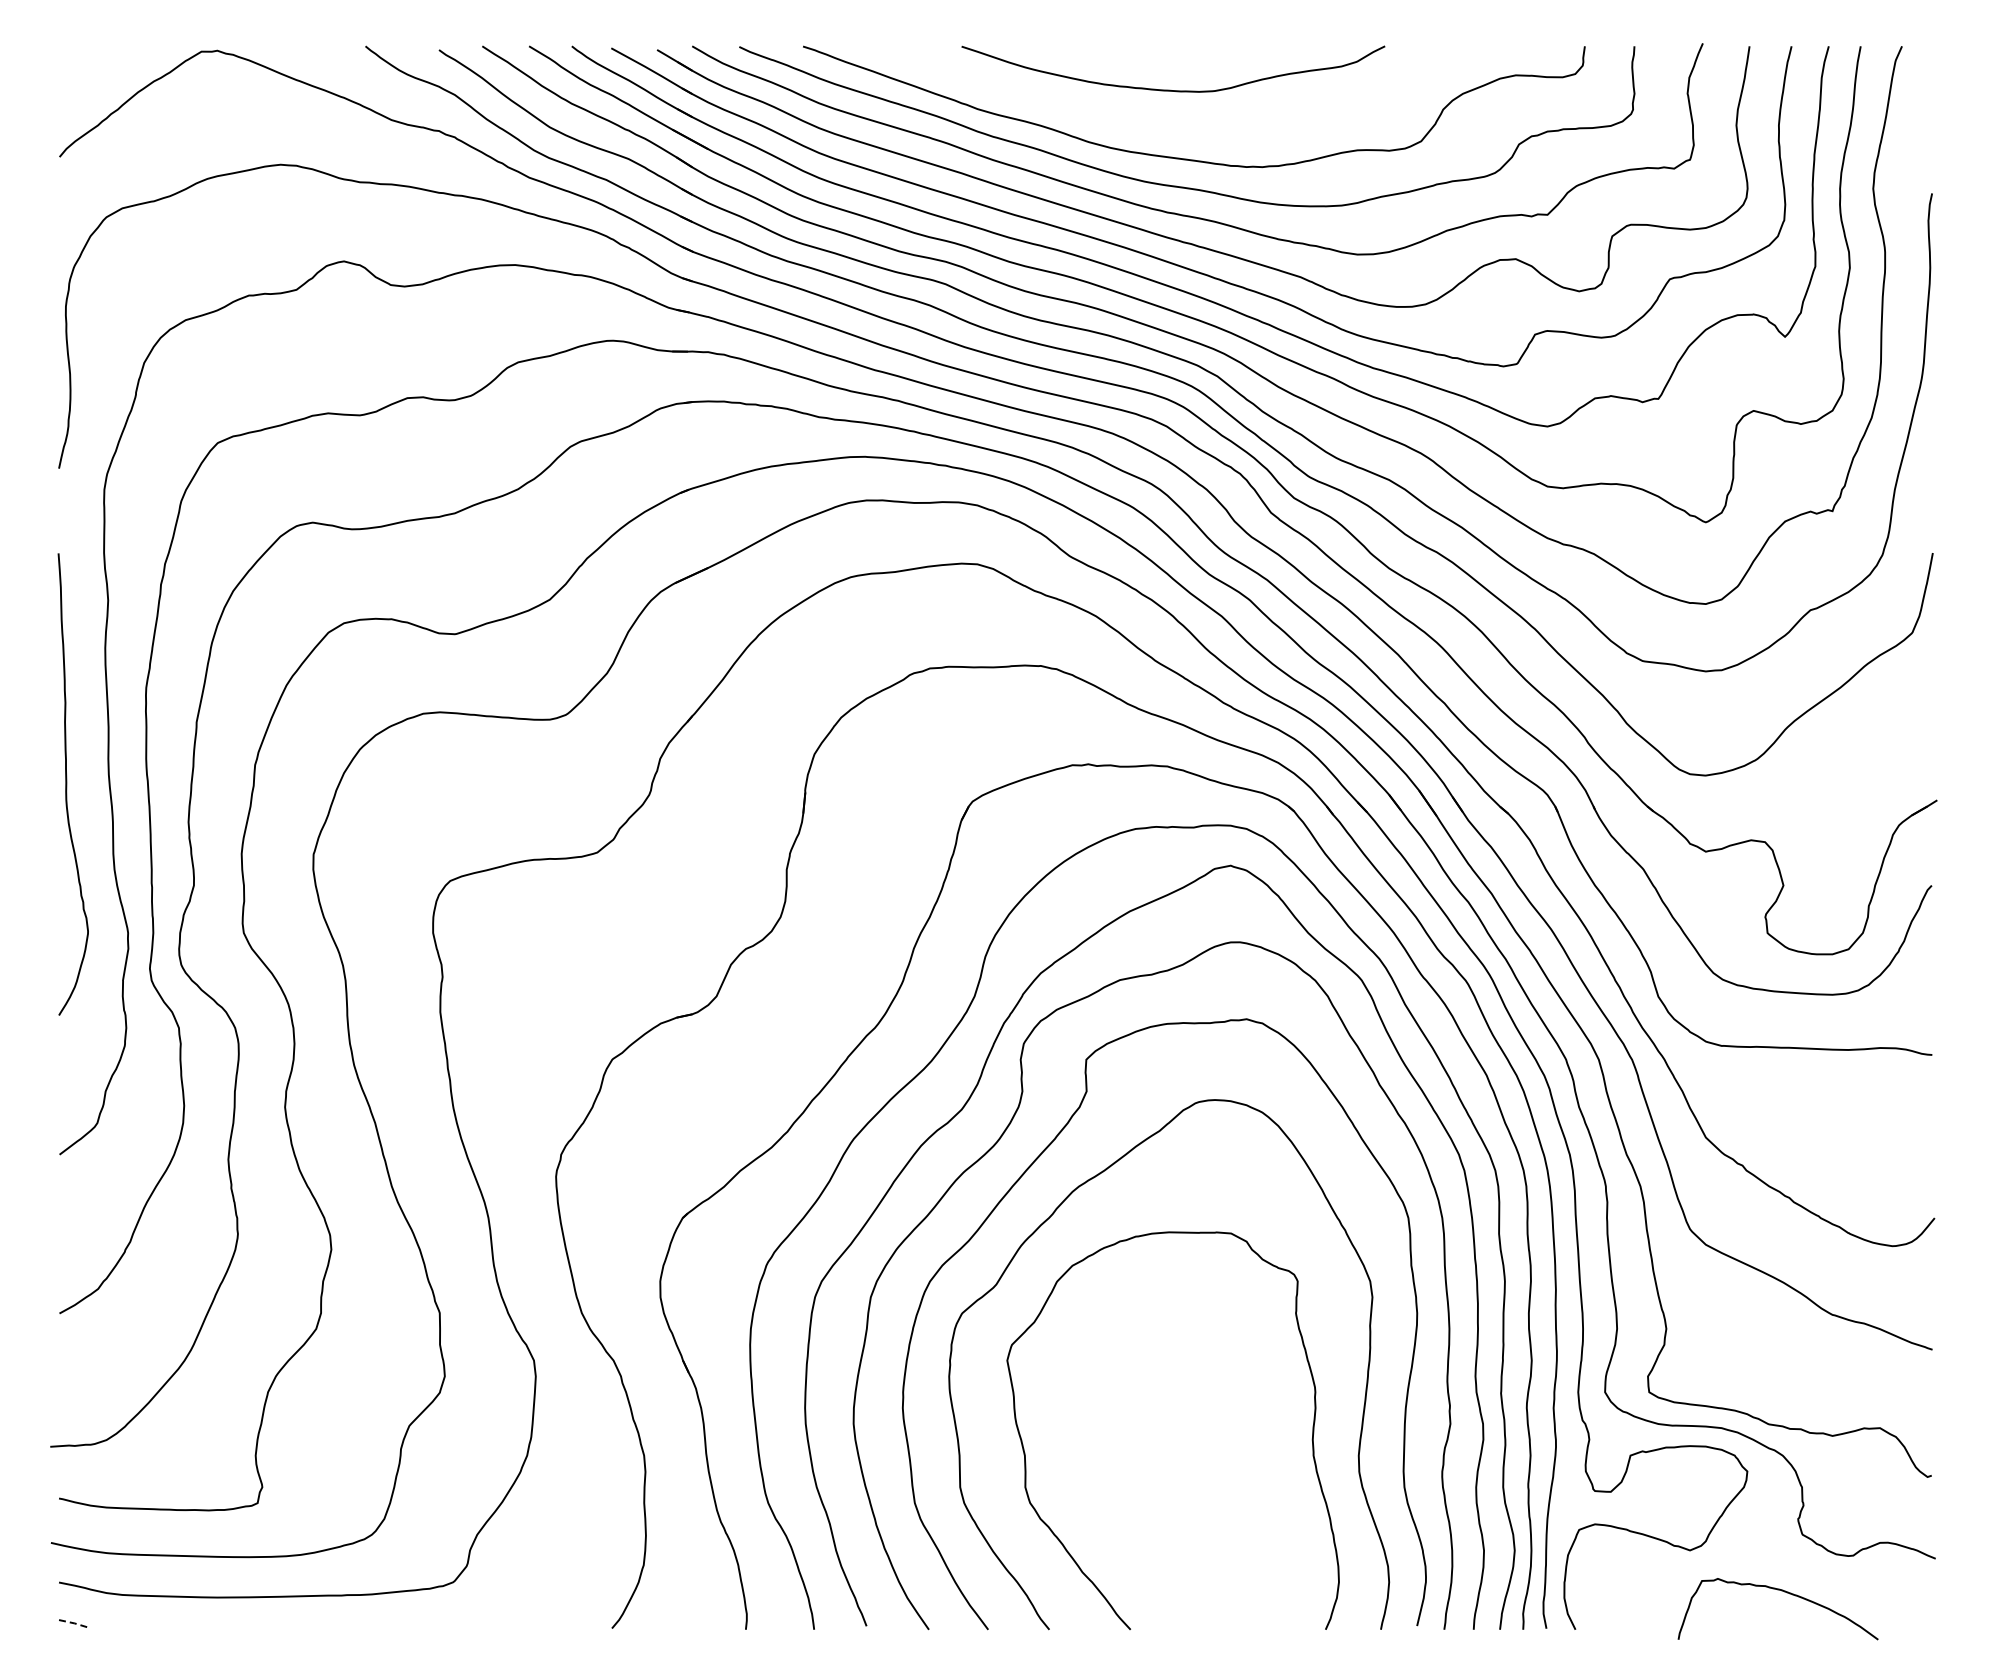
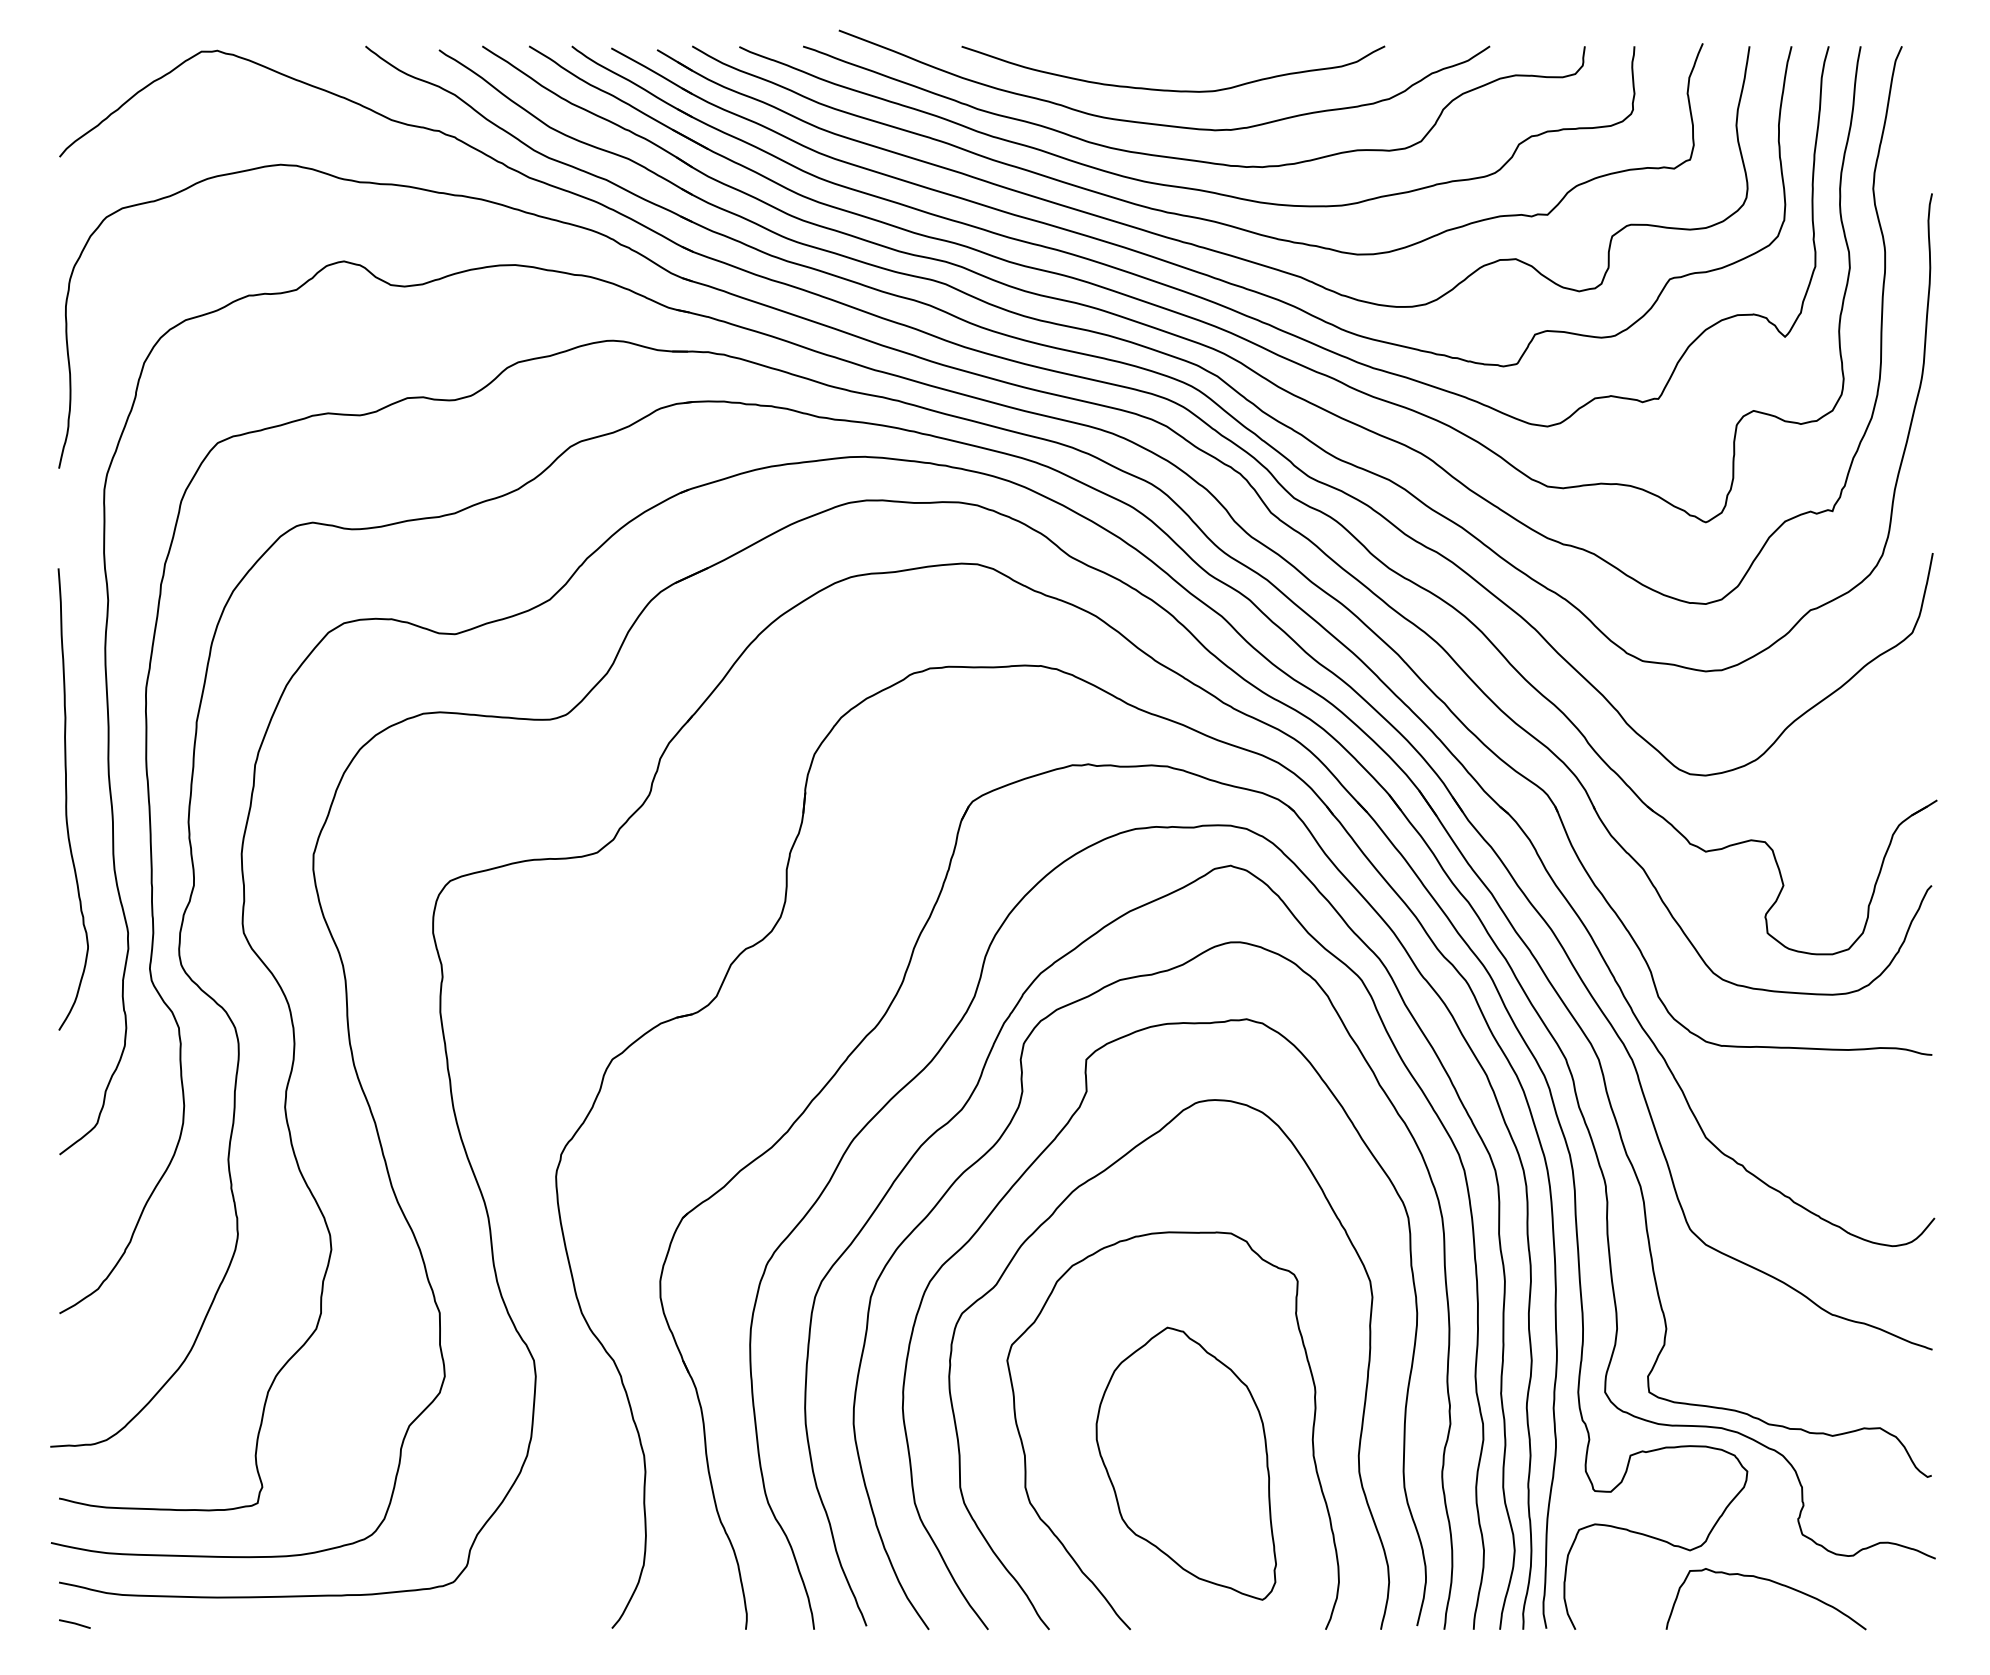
curve: none -> present (1158, 123)
curve position: (67, 784) -> (67, 799) (67, 799)
part: none -> present (1185, 1463)
curve position: (1784, 1592) -> (1772, 1582) (1772, 1582)
line: dashed -> solid (74, 1623)
